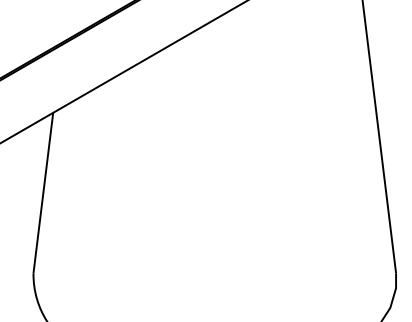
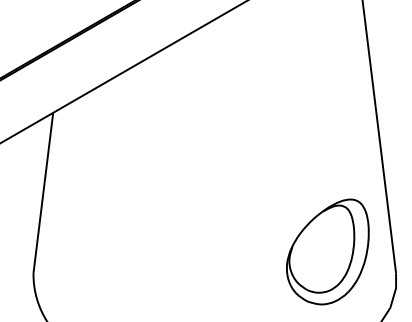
part: none -> present (327, 251)
